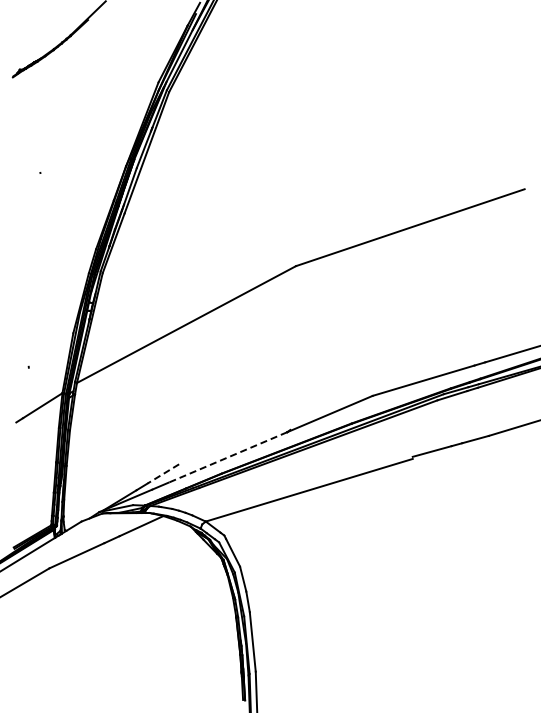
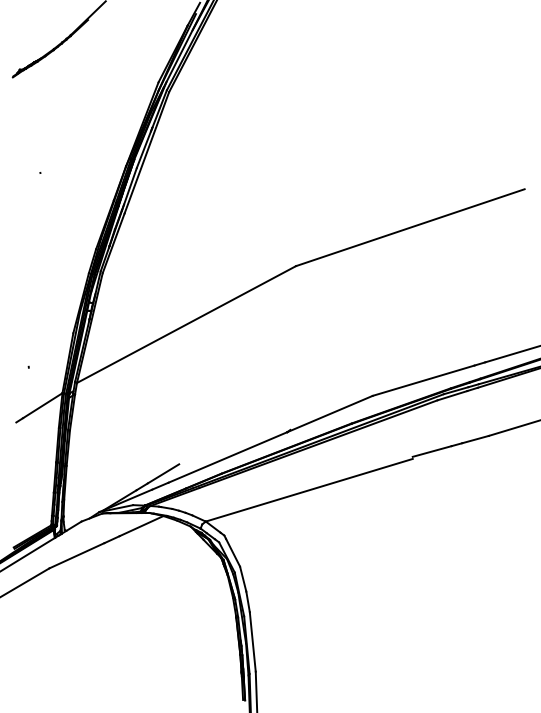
line: dashed -> solid (227, 457)
line: dashed -> solid (163, 474)
